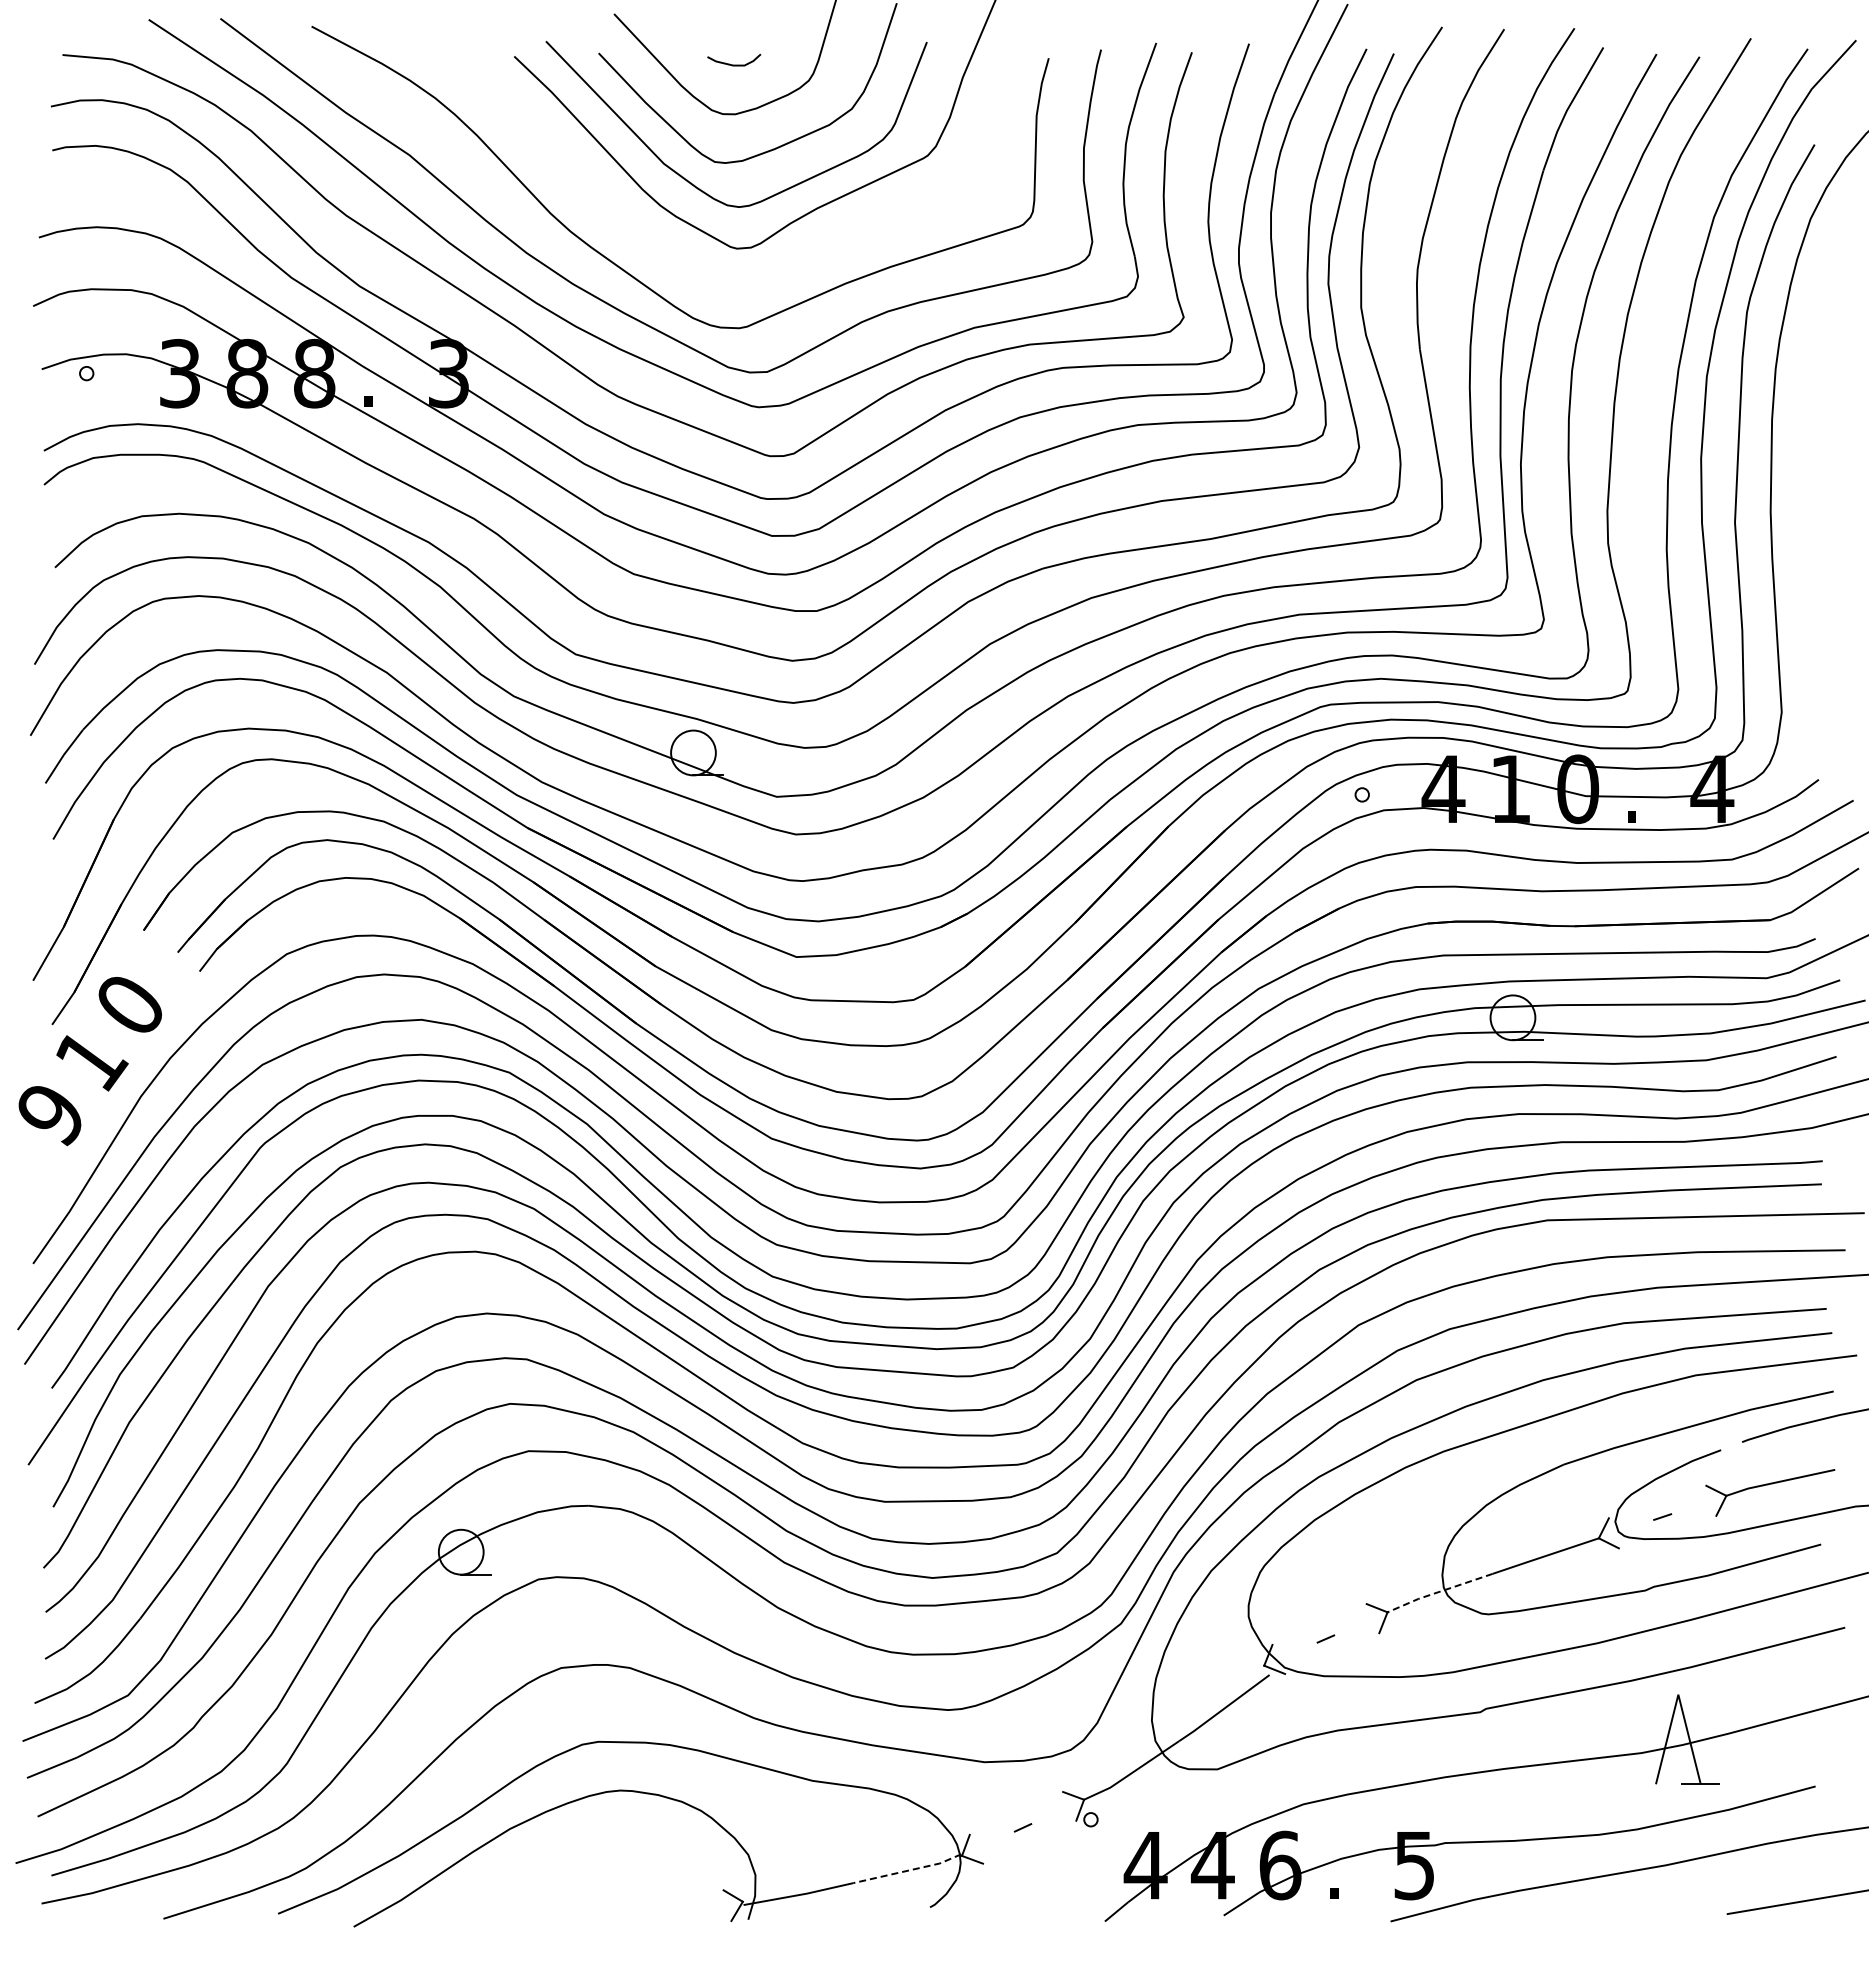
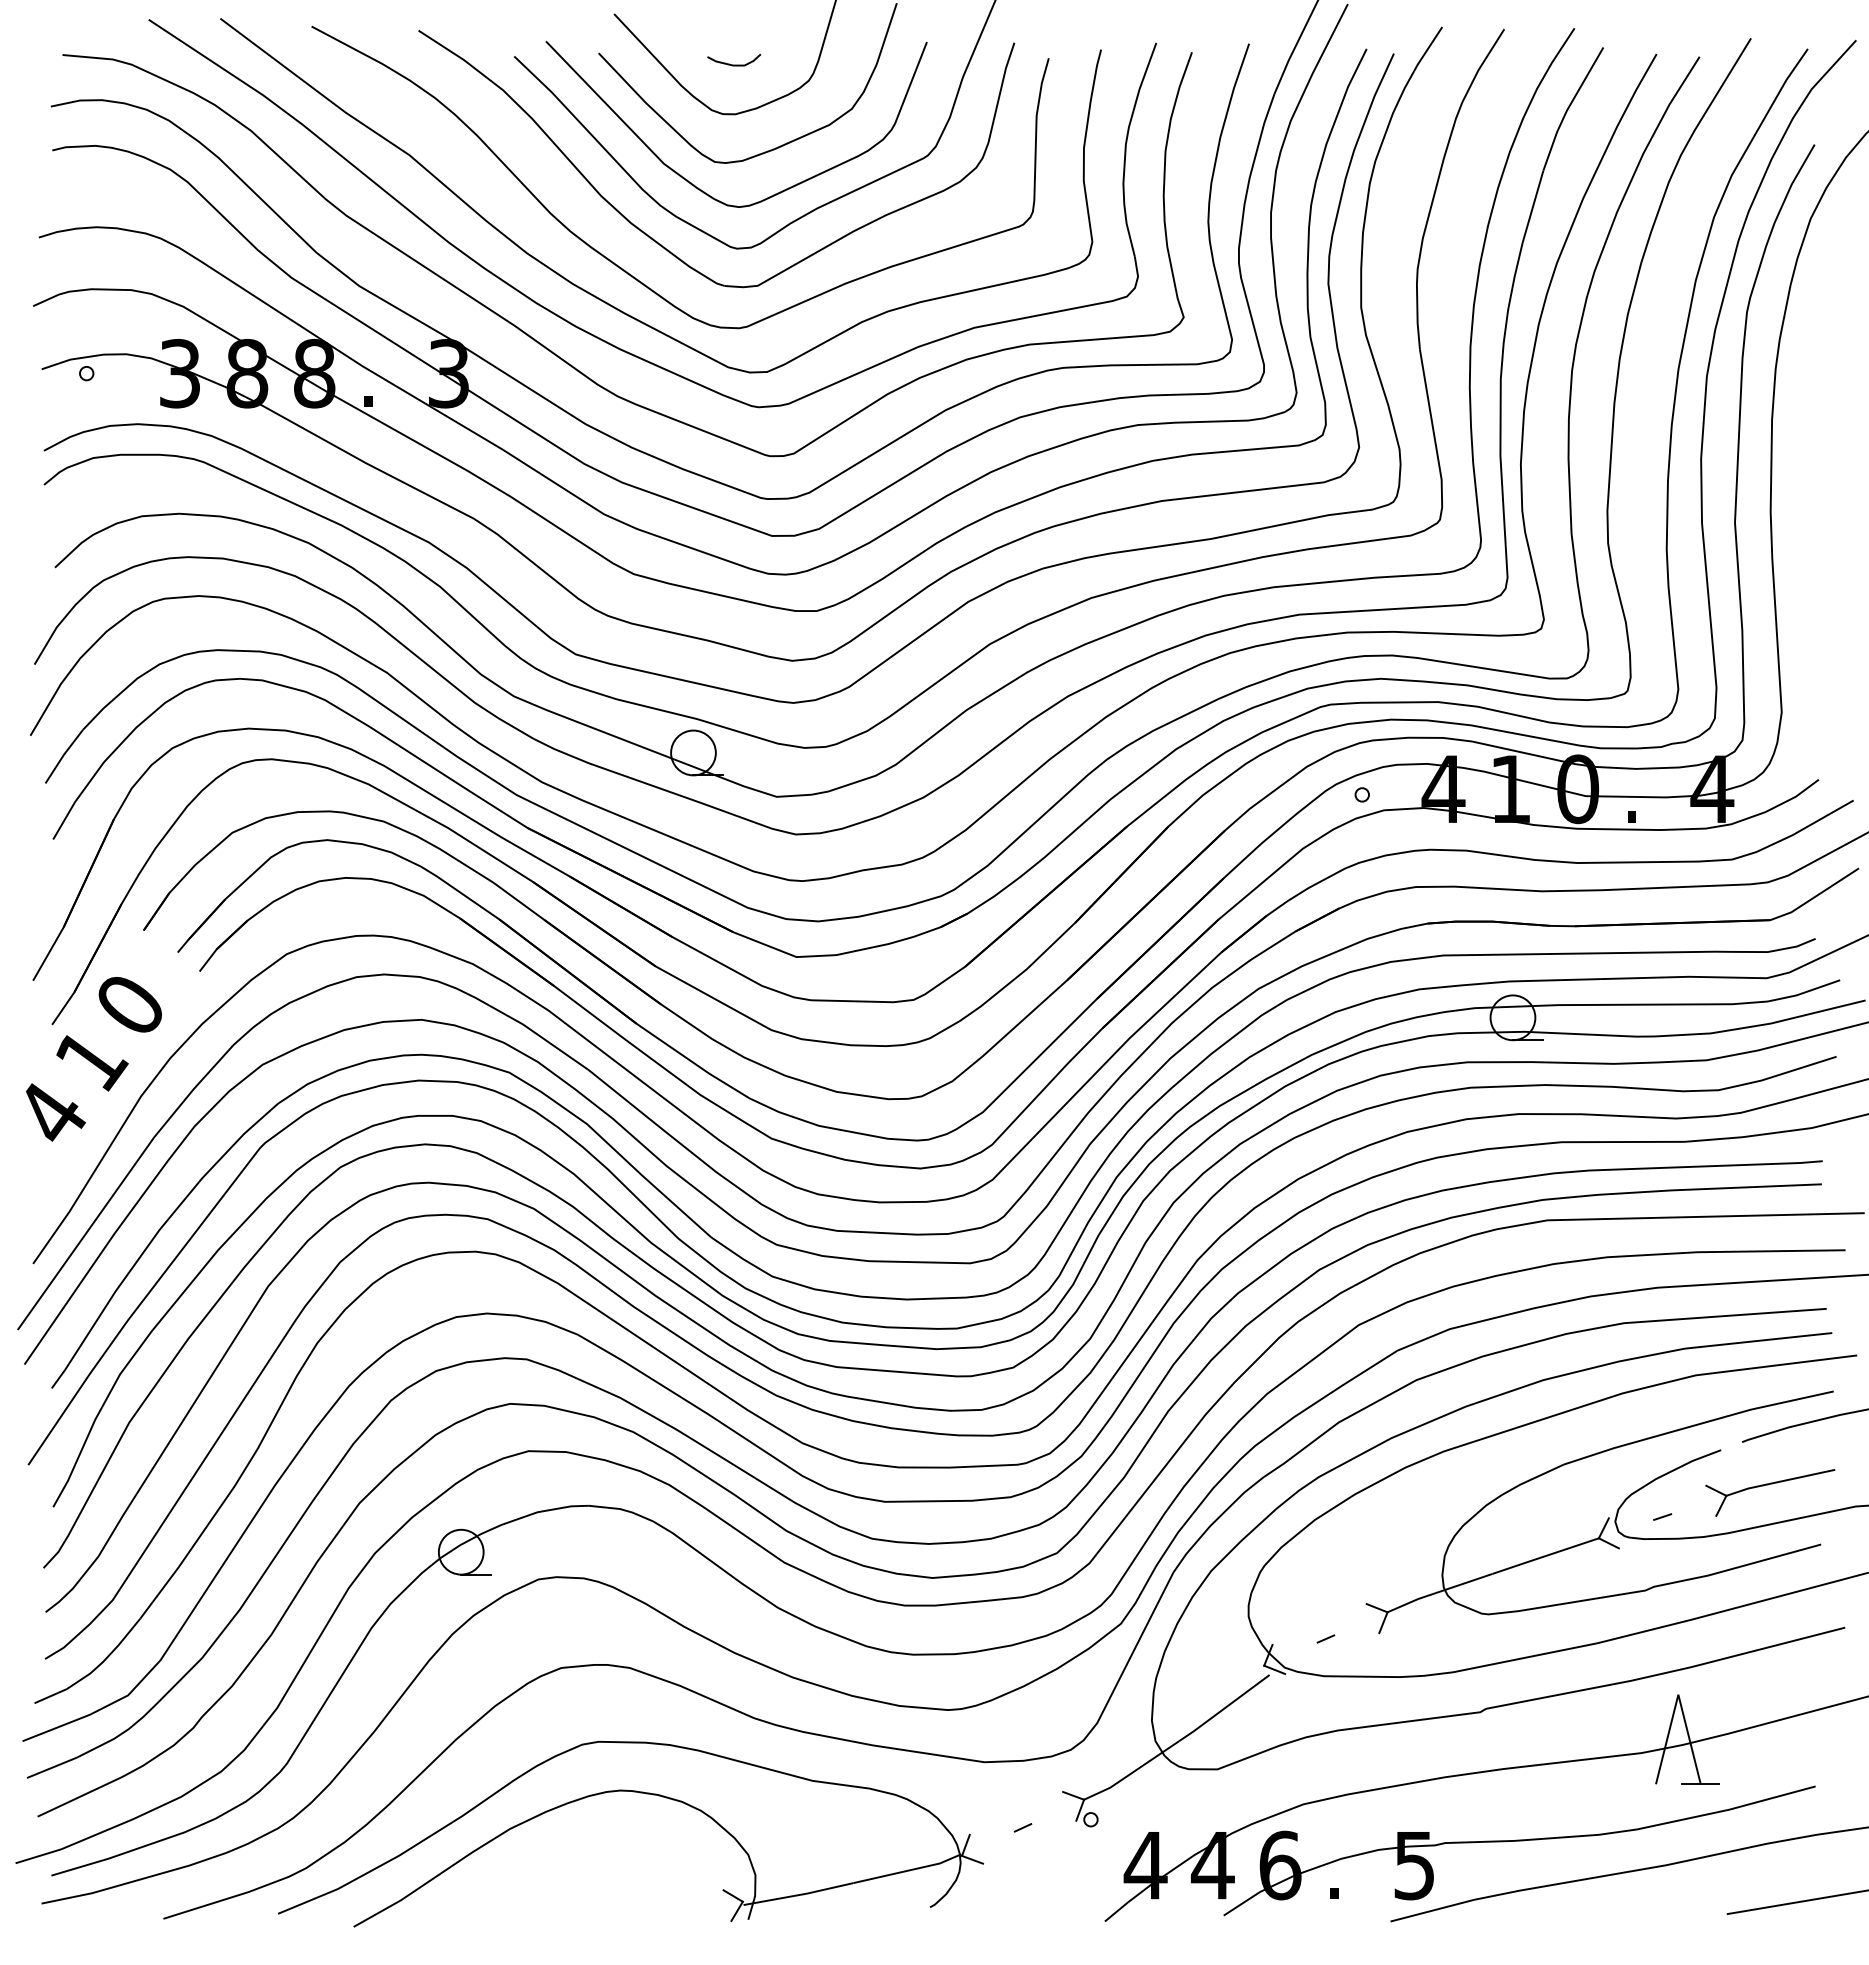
part: none -> present (660, 243)
text: 9 -> 4 (51, 1114)
line: dashed -> solid (1439, 1591)
line: dashed -> solid (908, 1870)
